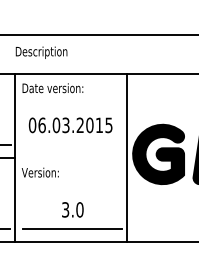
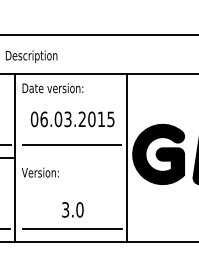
text position: (41, 52) -> (31, 56) (31, 56)
text position: (70, 125) -> (72, 119) (72, 119)
line: none -> present (71, 145)
